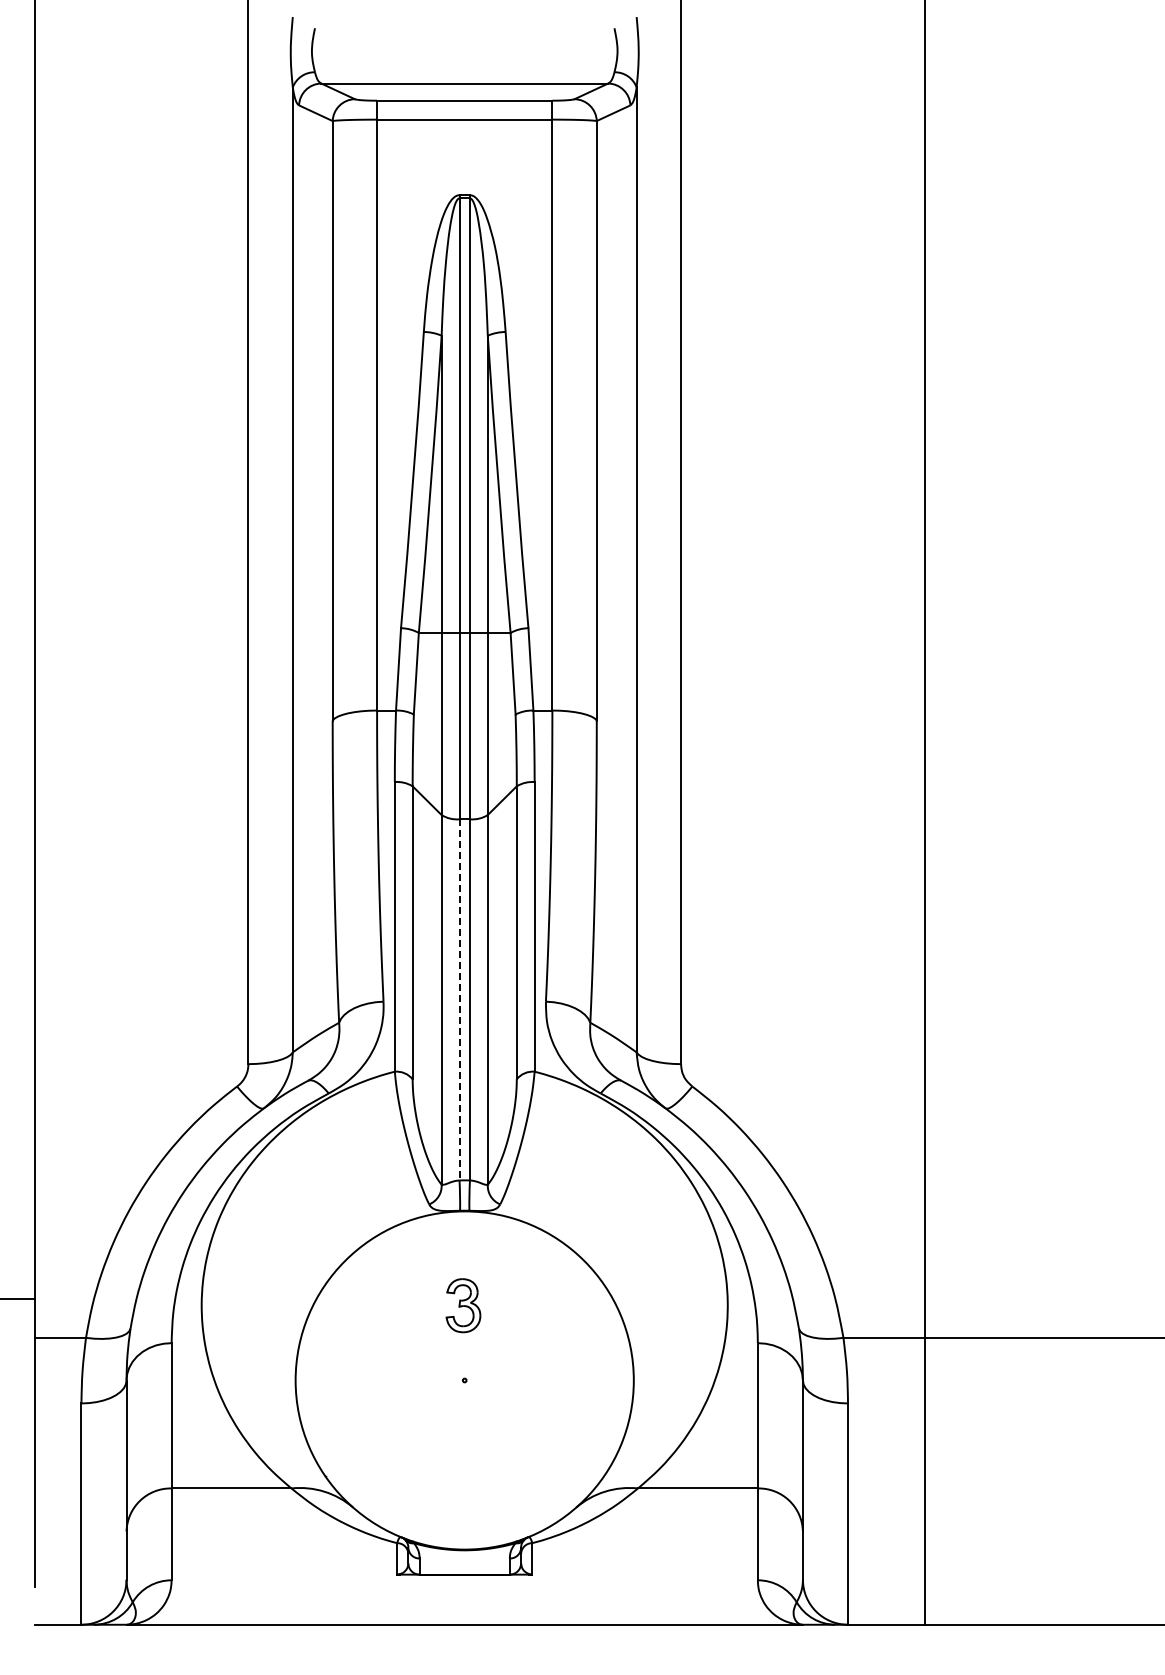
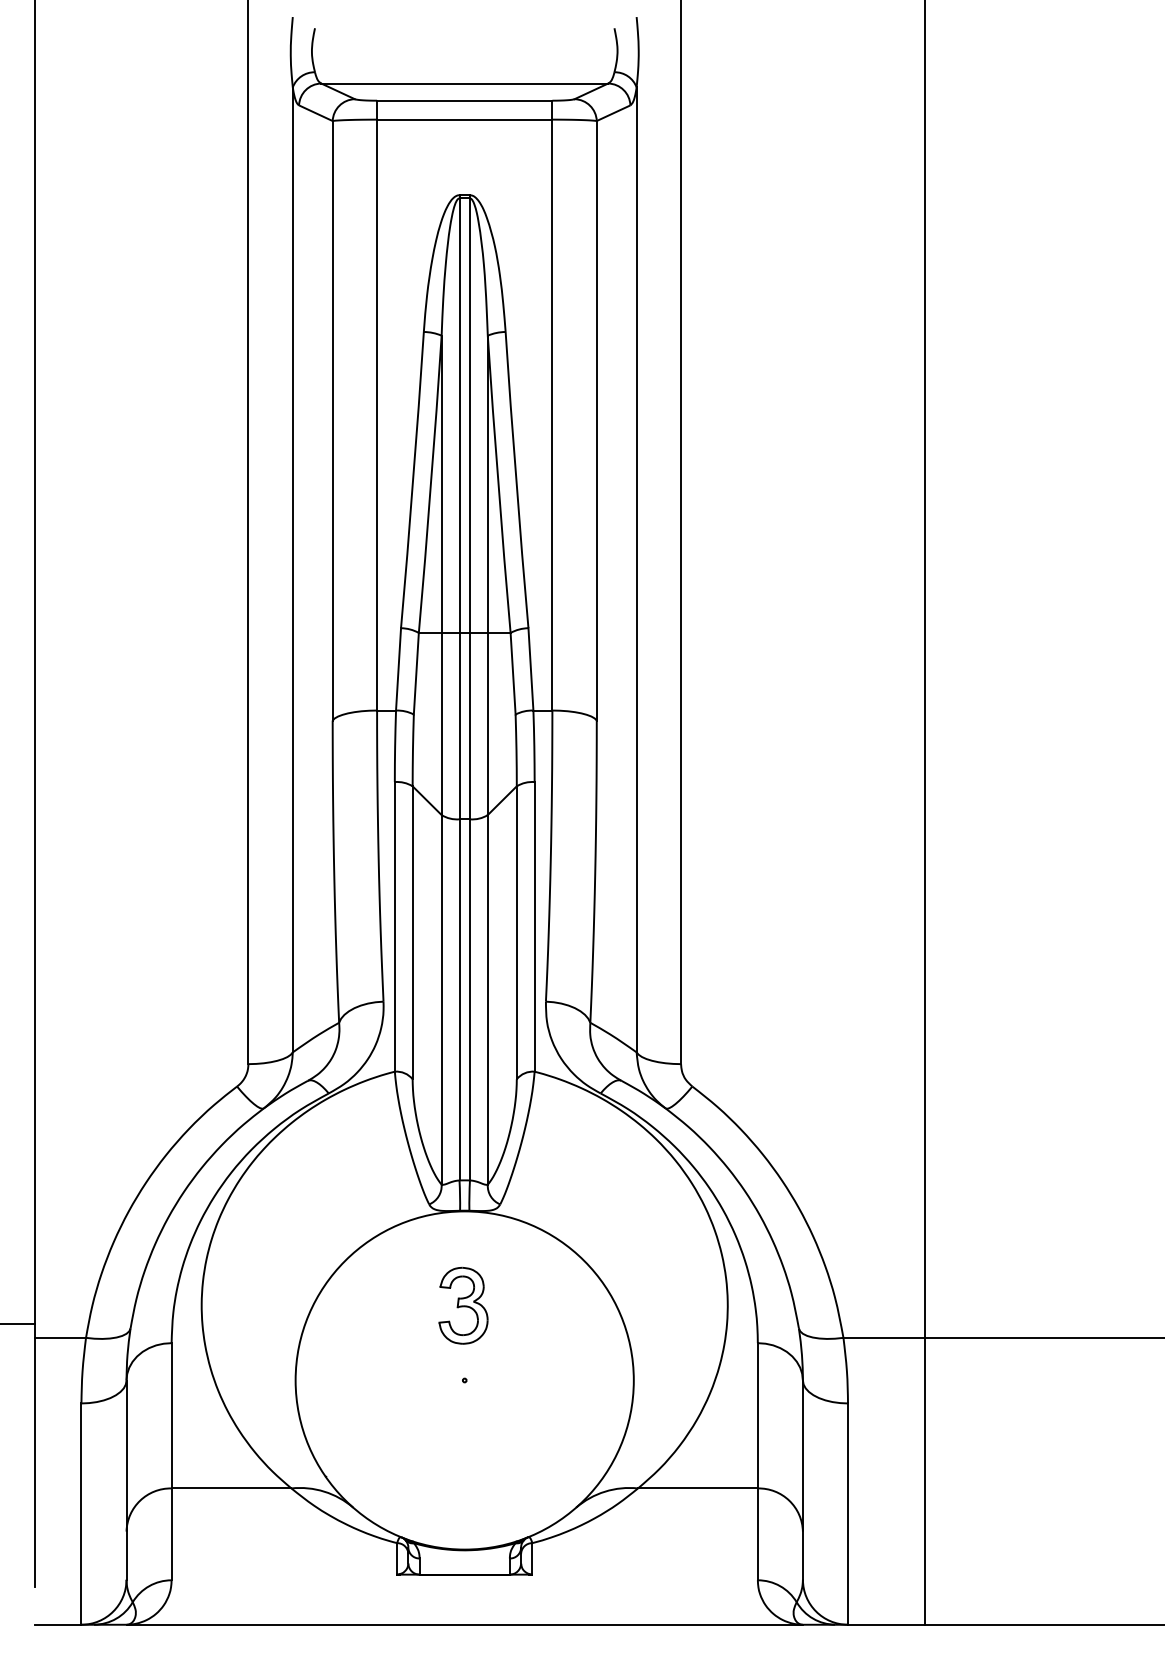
line: dashed -> solid (459, 999)
line position: (18, 1299) -> (18, 1324) (18, 1324)
part size: 37x56 px -> 51x79 px (463, 1305)
